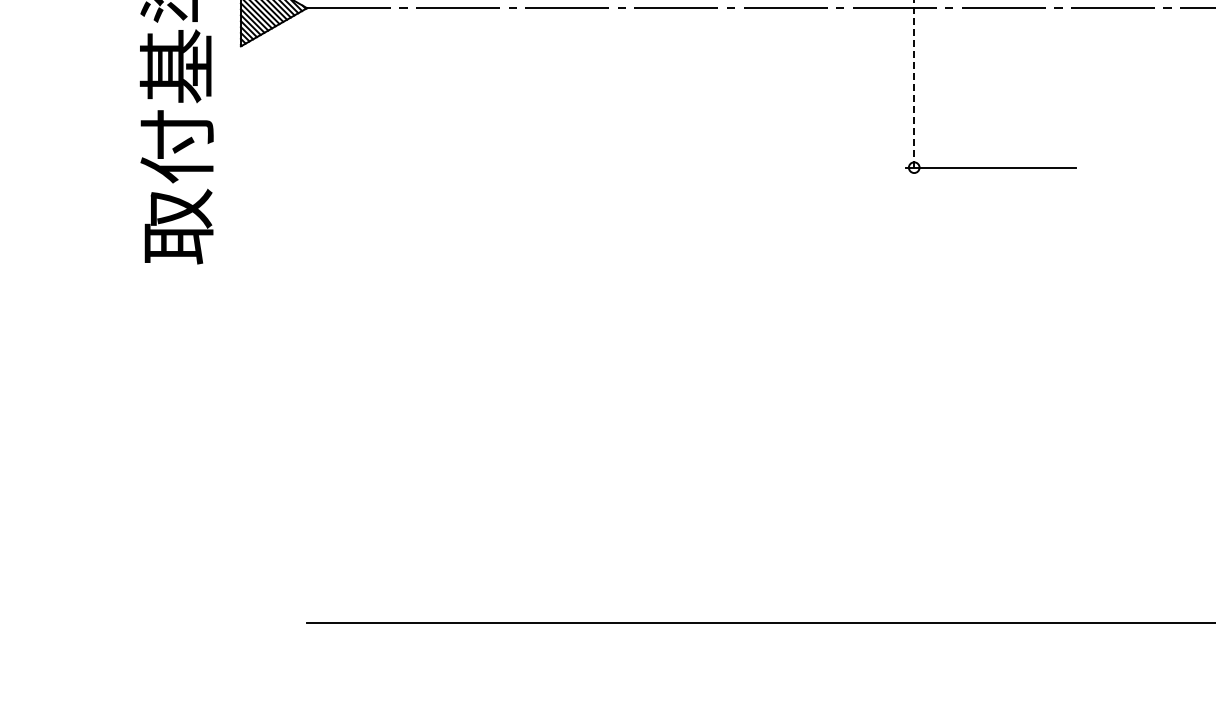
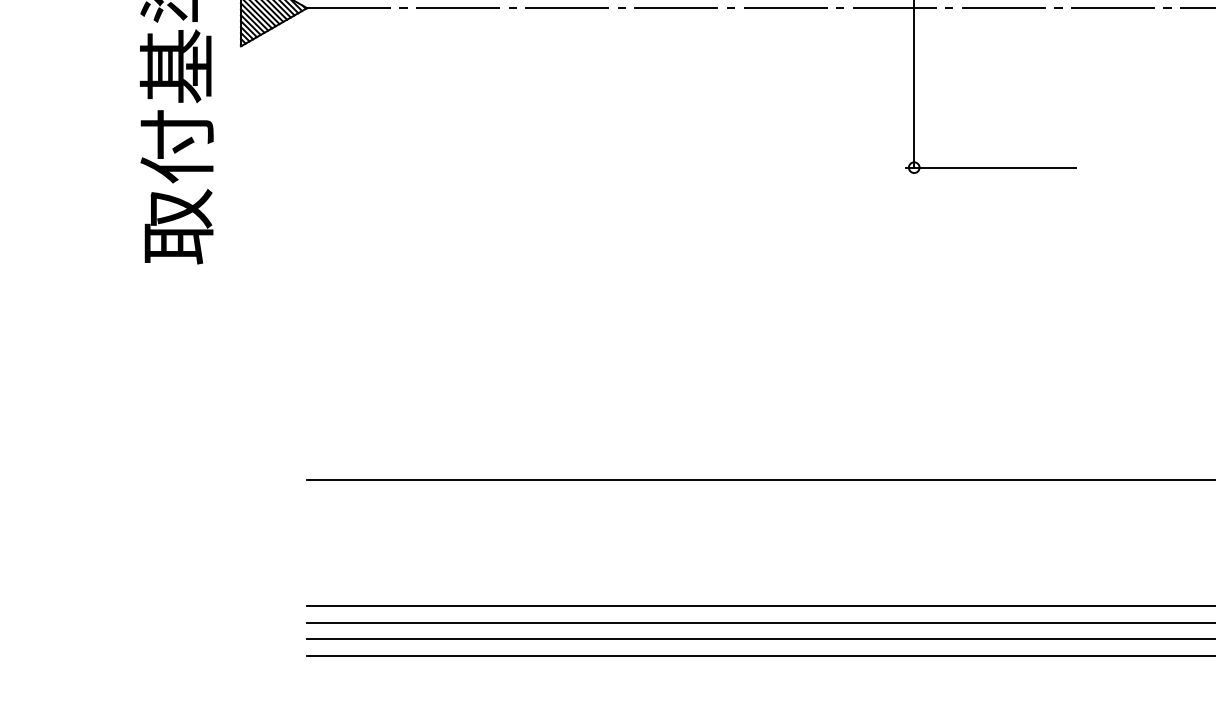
line: dashed -> solid (914, 83)
line: none -> present (759, 479)
line: none -> present (759, 605)
line: none -> present (759, 639)
line: none -> present (759, 656)
